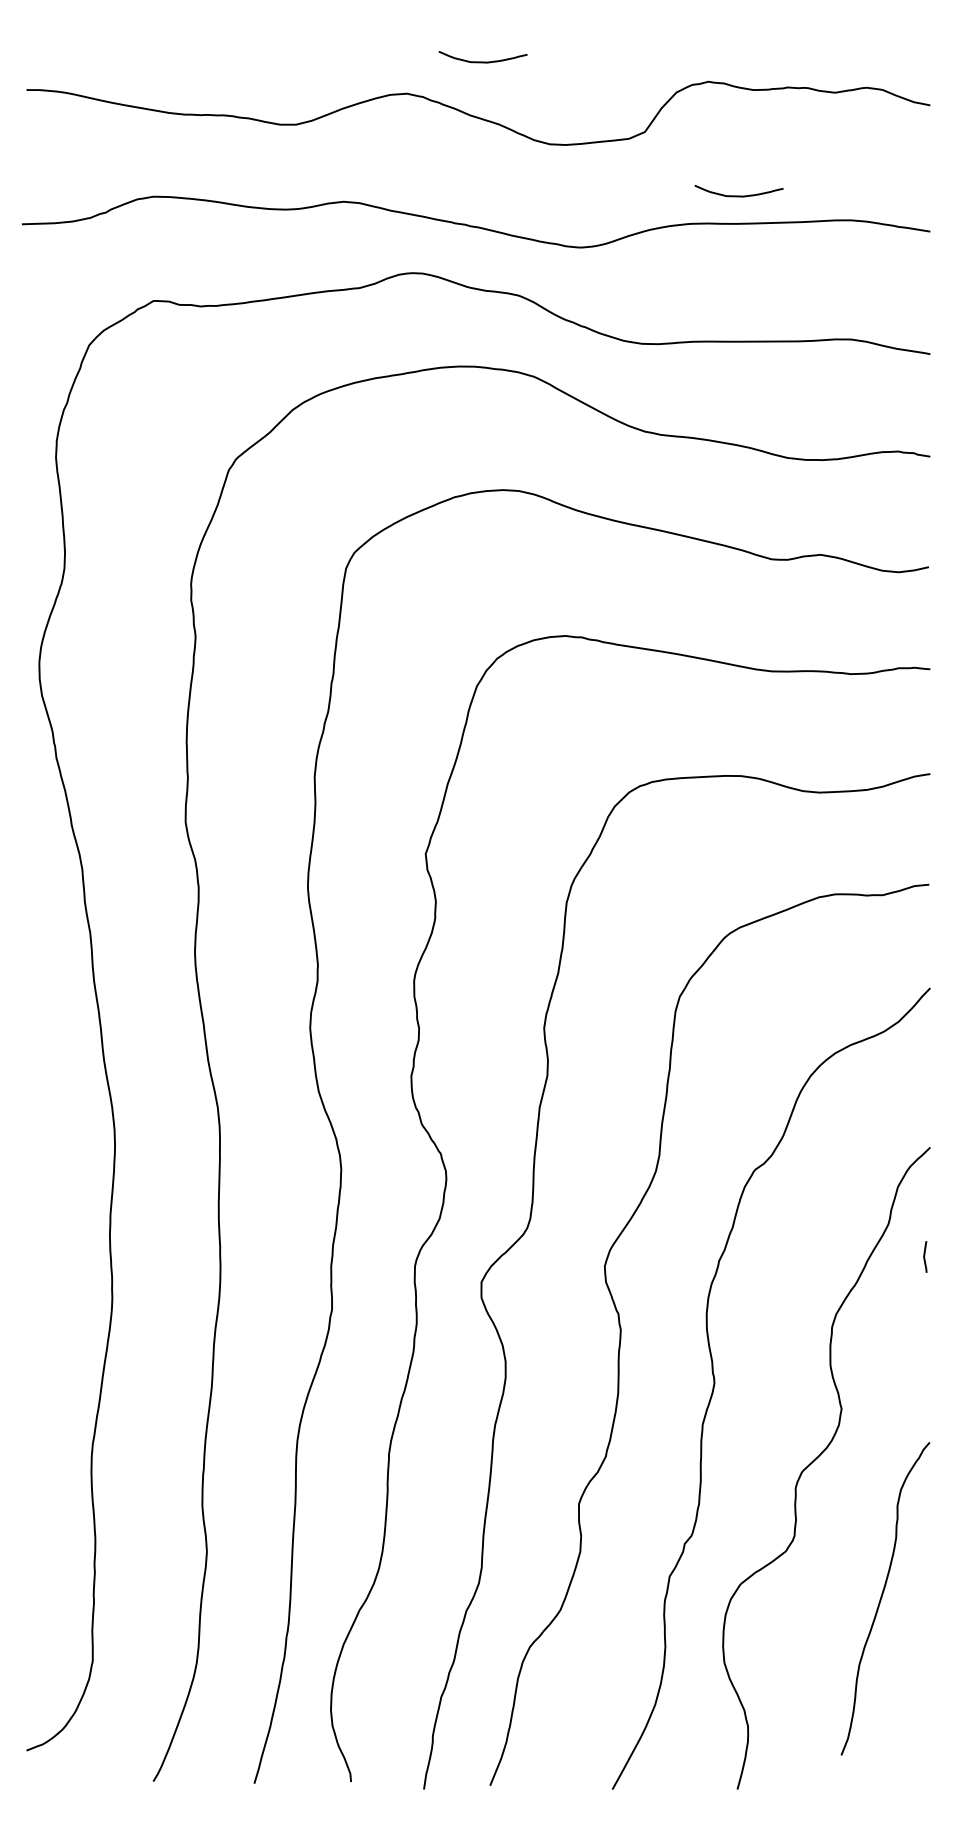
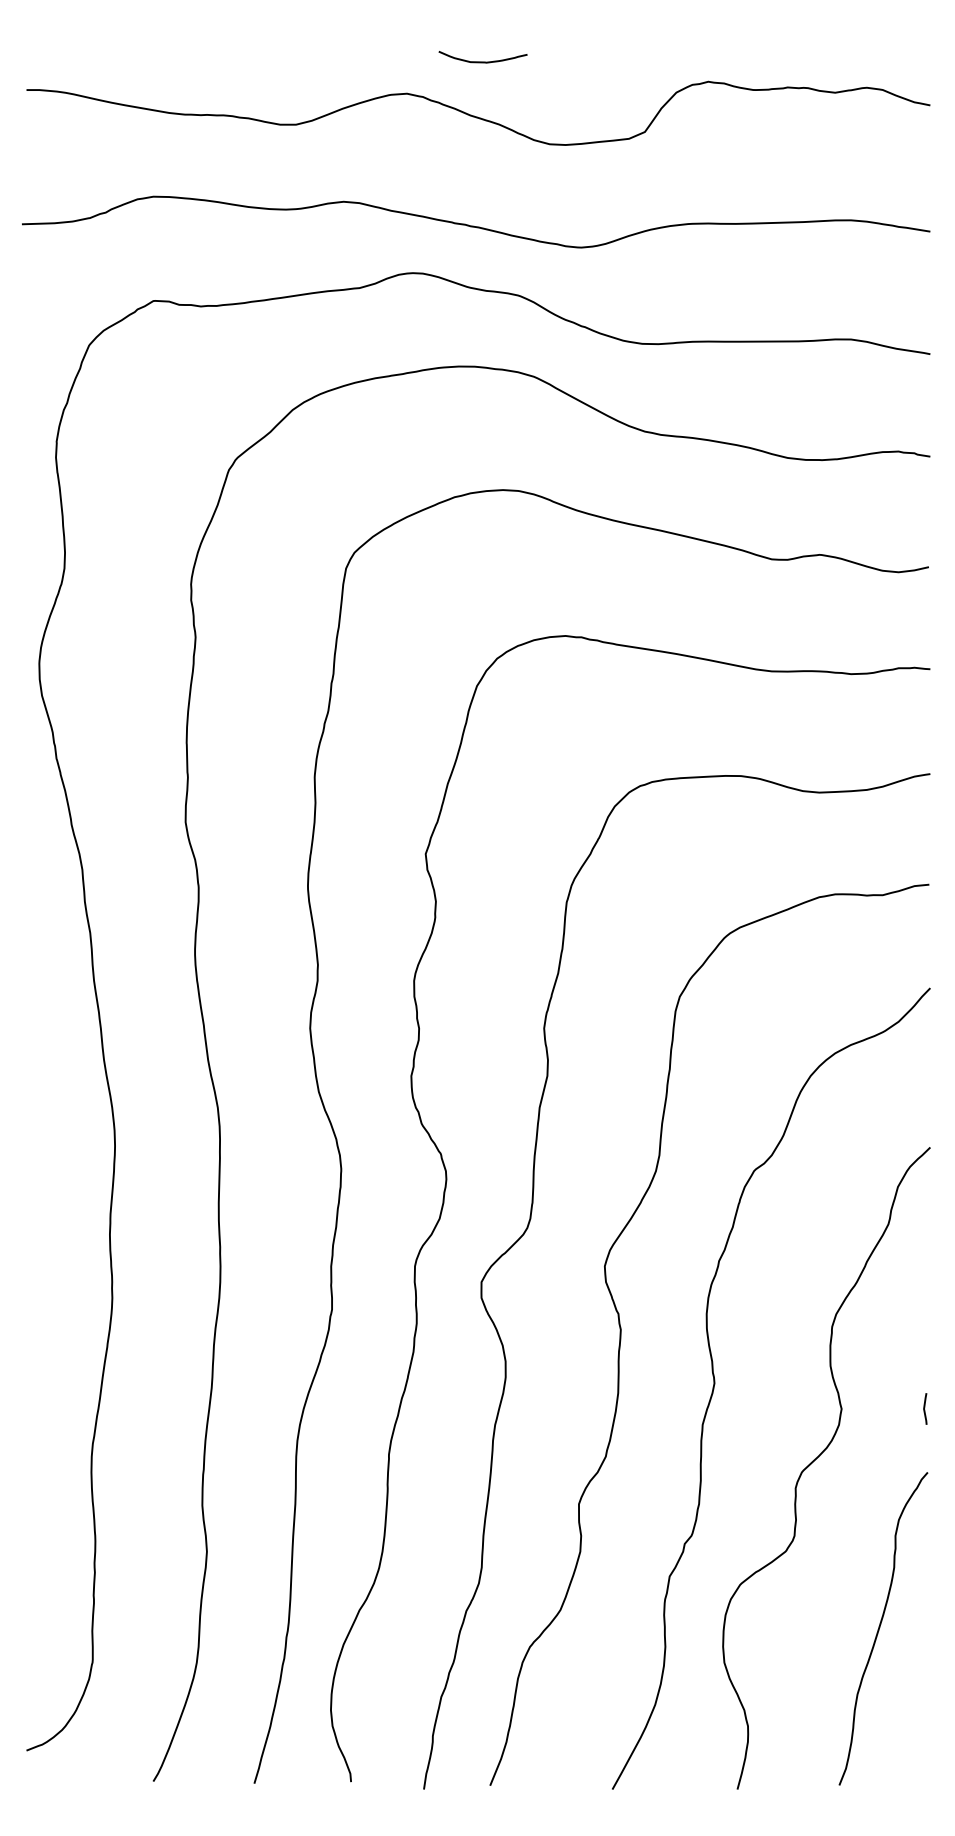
curve: present -> none (738, 195)
line position: (925, 1255) -> (925, 1407) (925, 1407)
curve position: (882, 1597) -> (880, 1627) (880, 1627)
